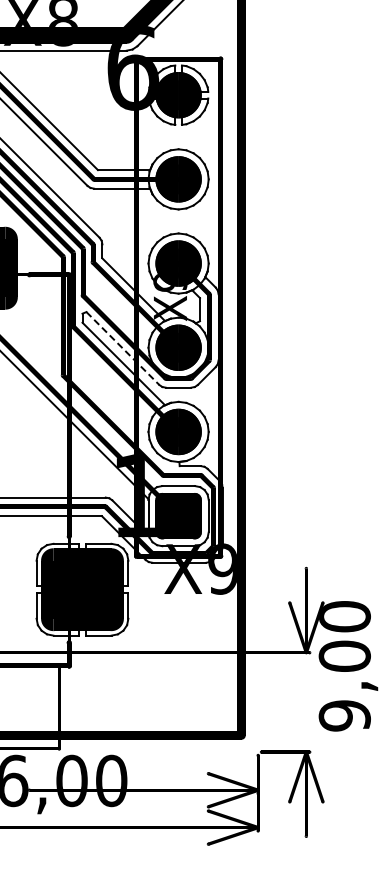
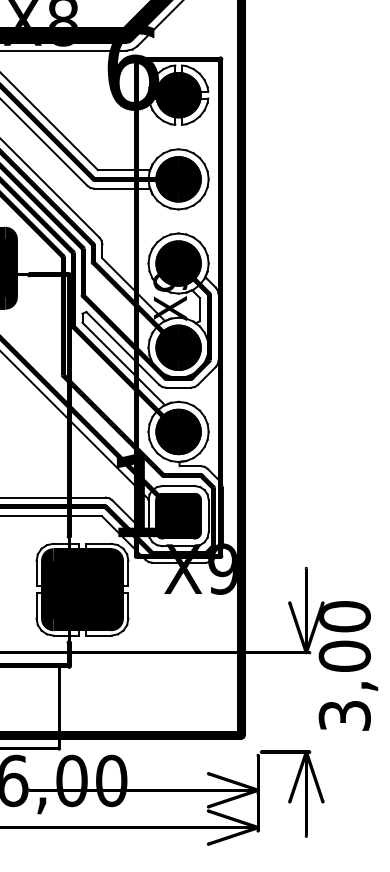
line: dashed -> solid (122, 348)
text: 9,00 -> 3,00 (344, 715)
